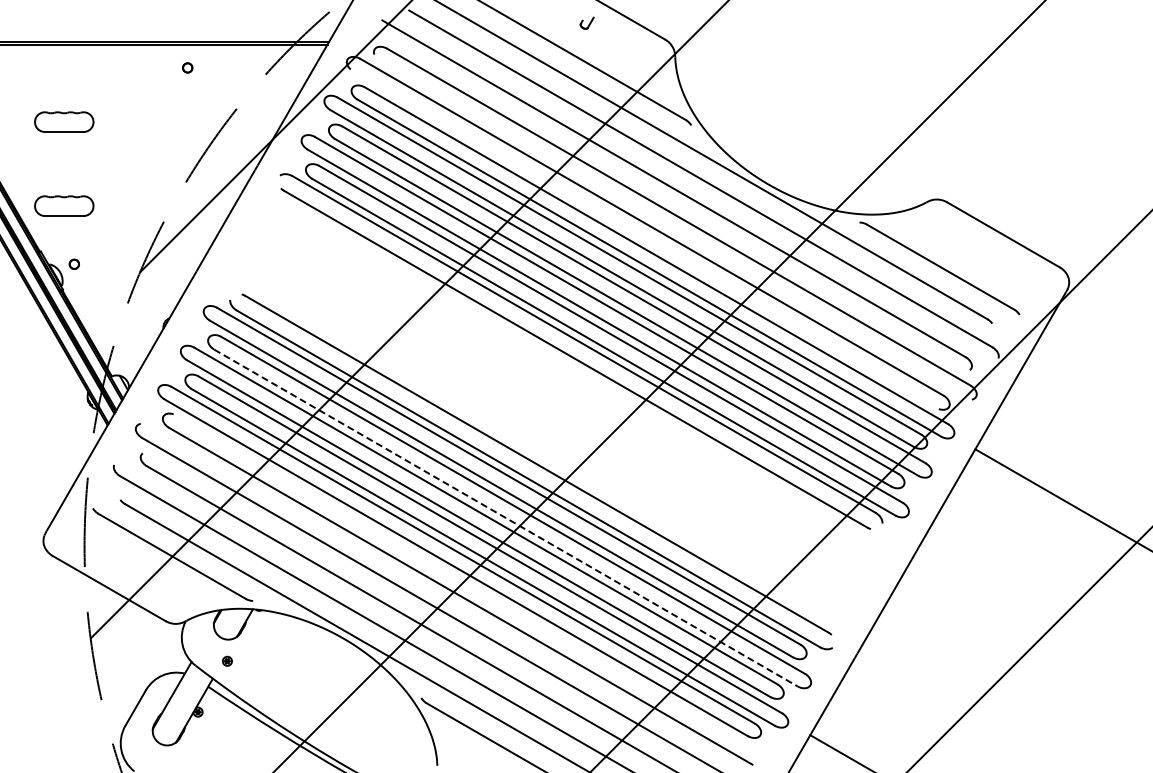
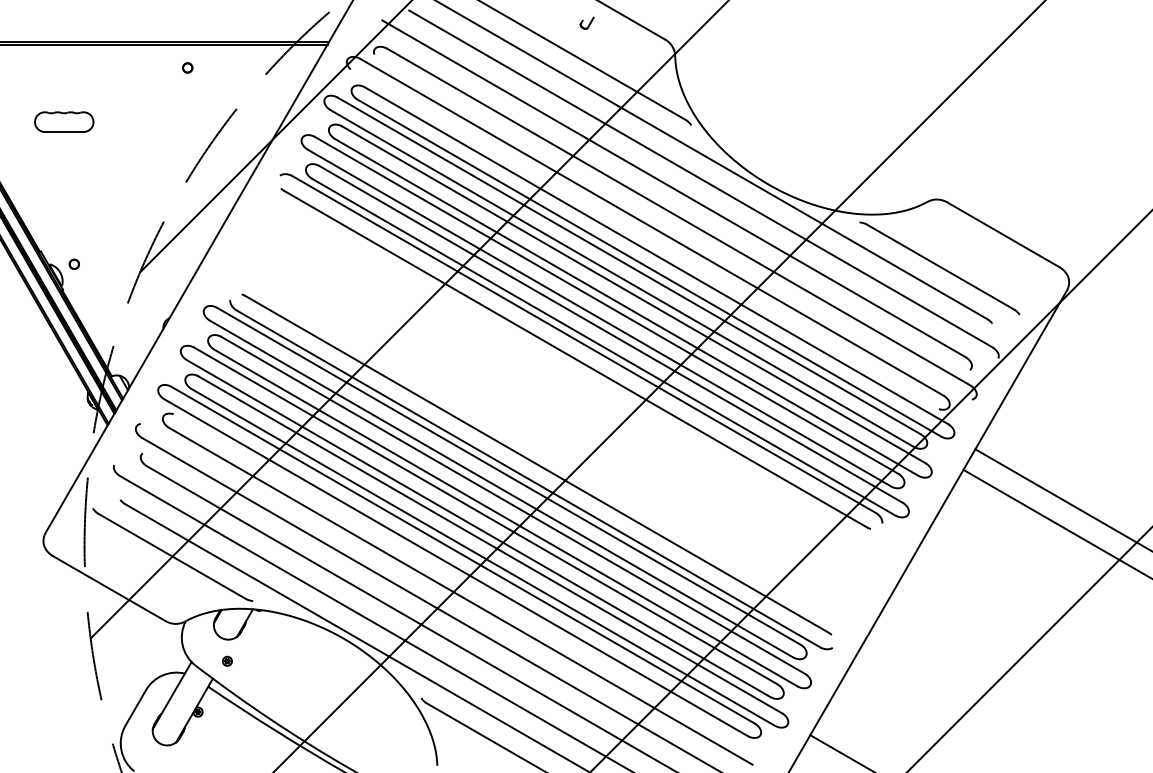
part: present -> none (64, 205)
line: dashed -> solid (505, 518)
line: none -> present (1056, 523)
